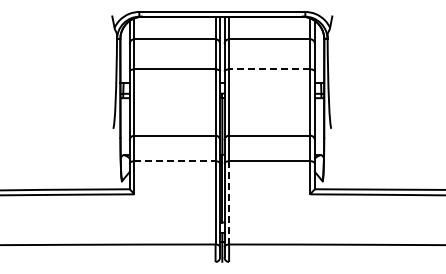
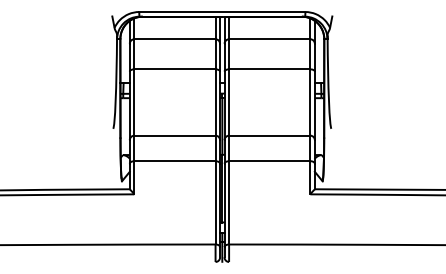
line: dashed -> solid (269, 69)
line: dashed -> solid (174, 161)
line: dashed -> solid (229, 202)
